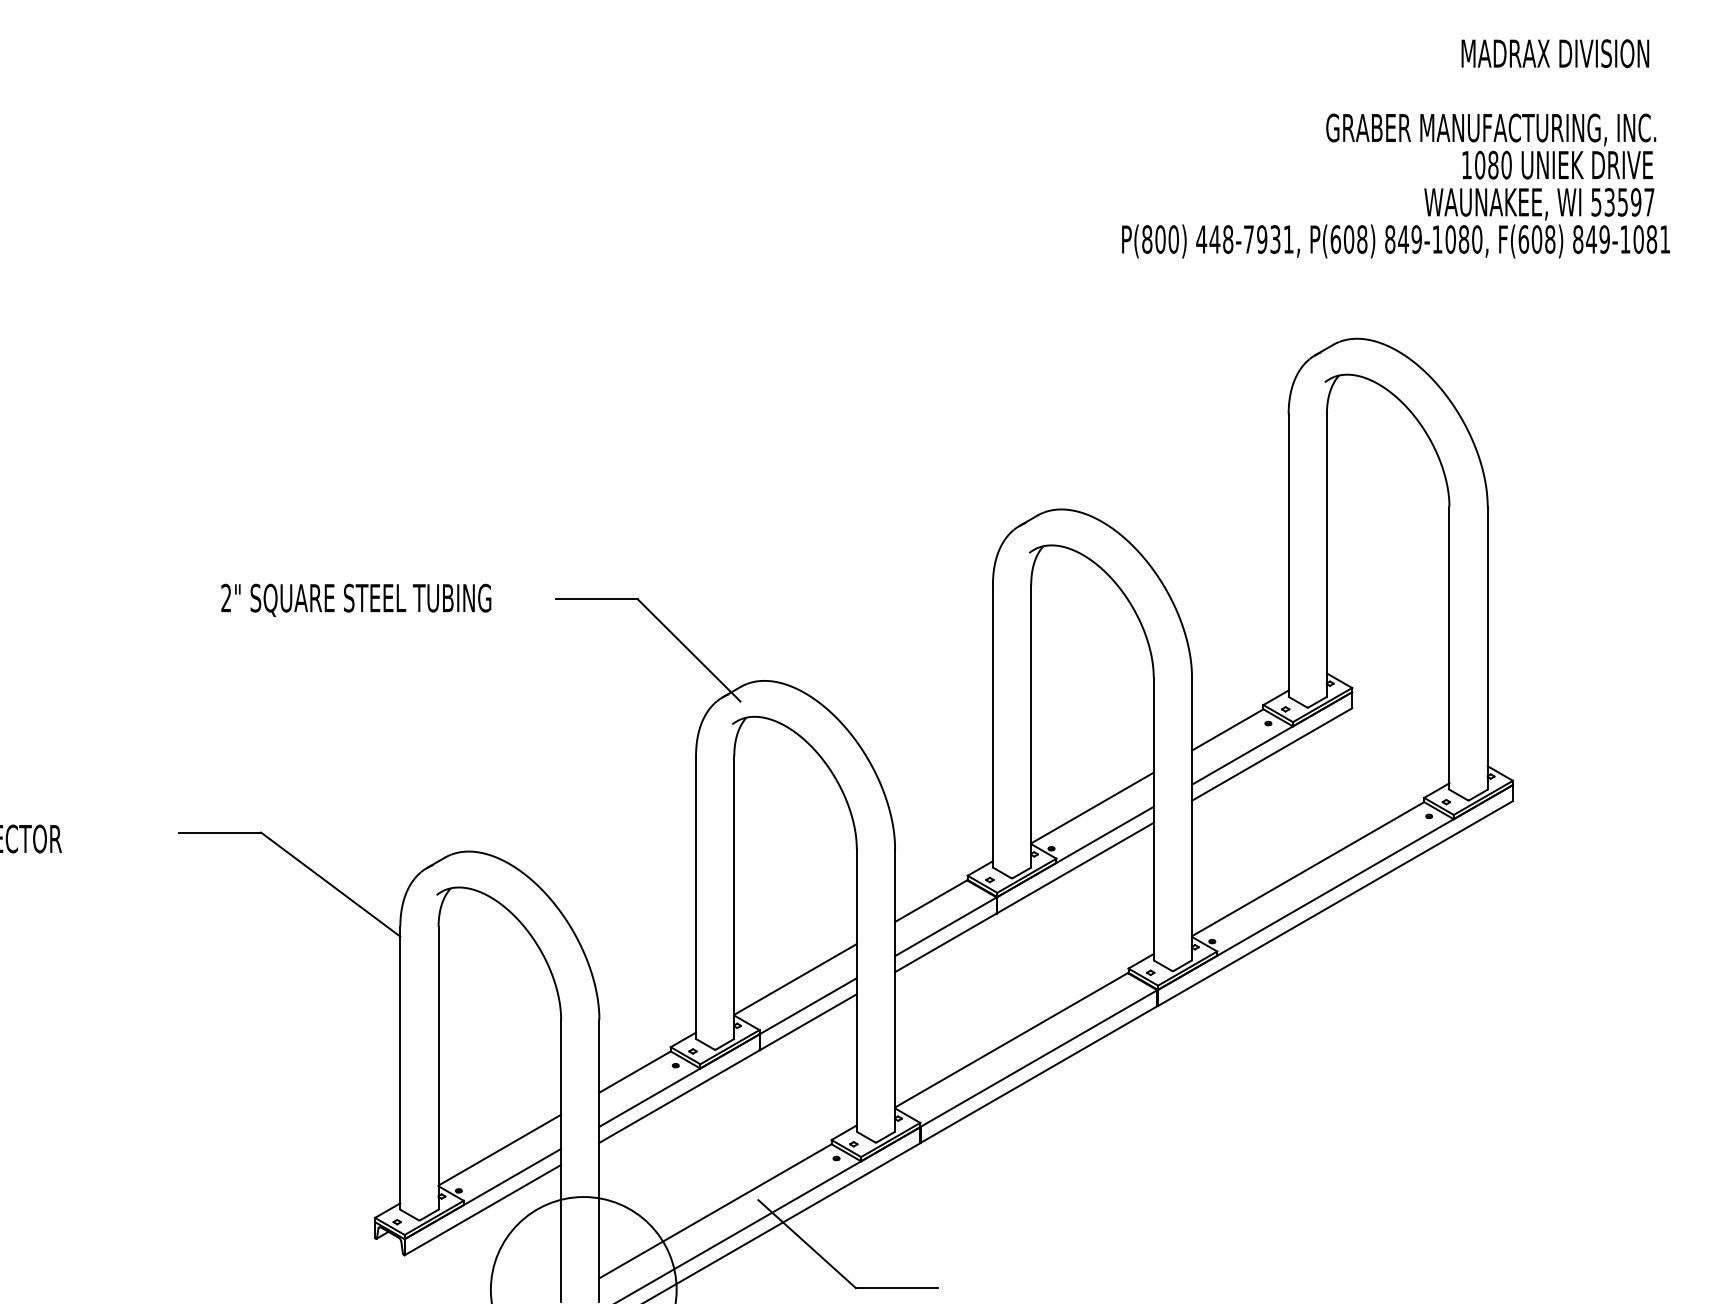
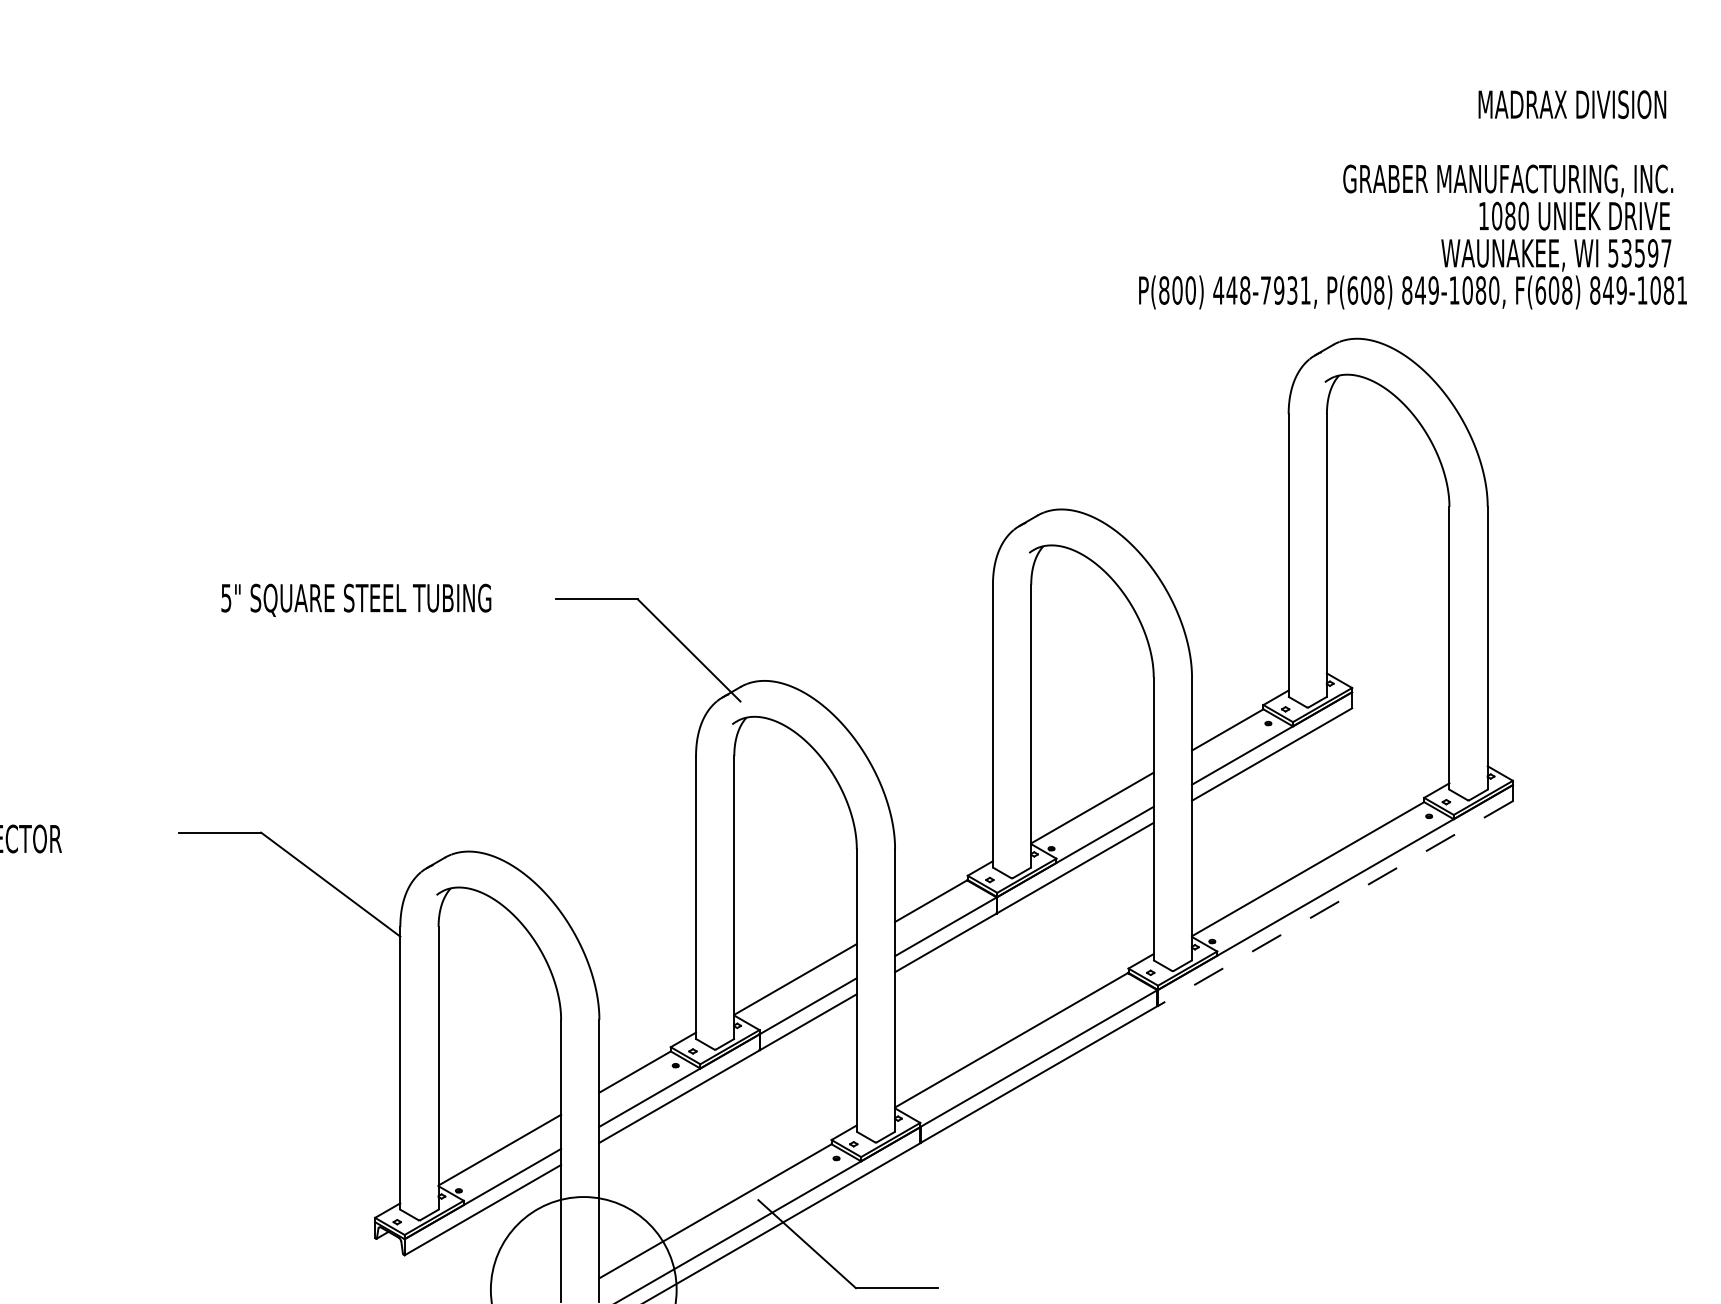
text position: (1395, 148) -> (1412, 199) (1412, 199)
text: 2" -> 5" (226, 597)
line: solid -> dashed (1335, 903)
